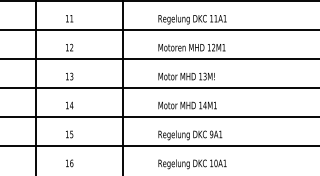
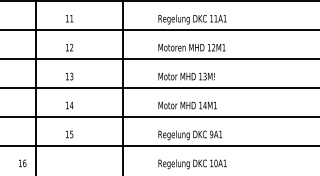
text position: (69, 163) -> (22, 163) (22, 163)
